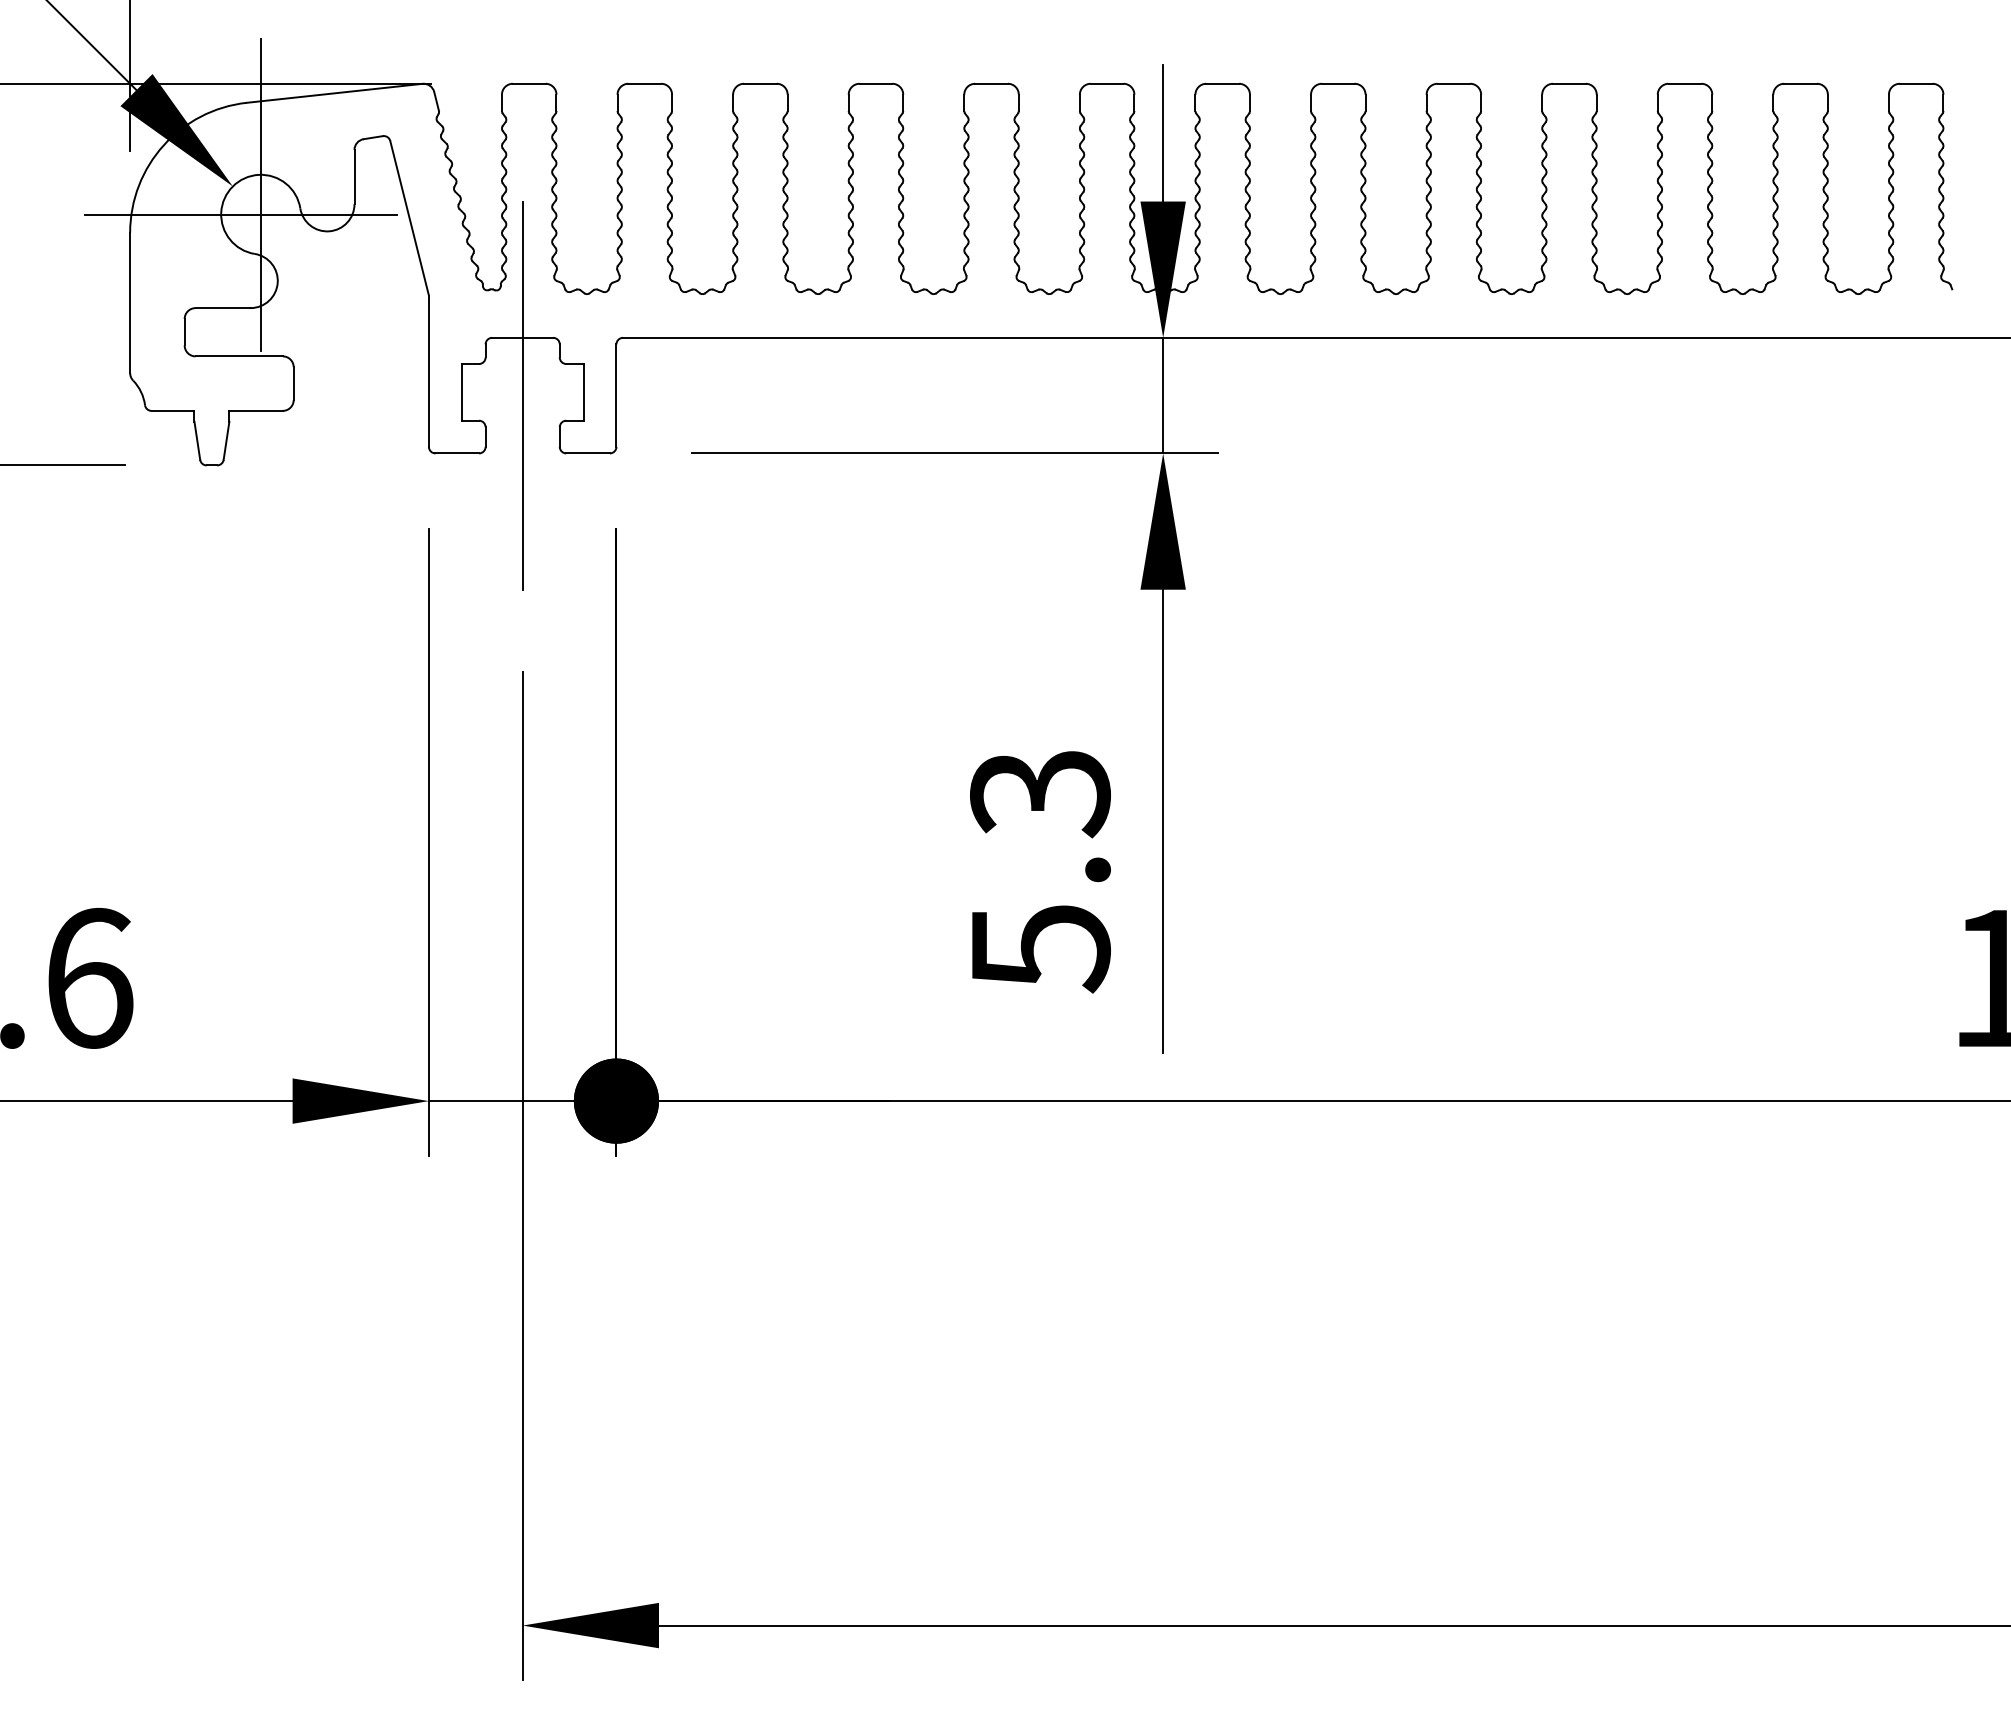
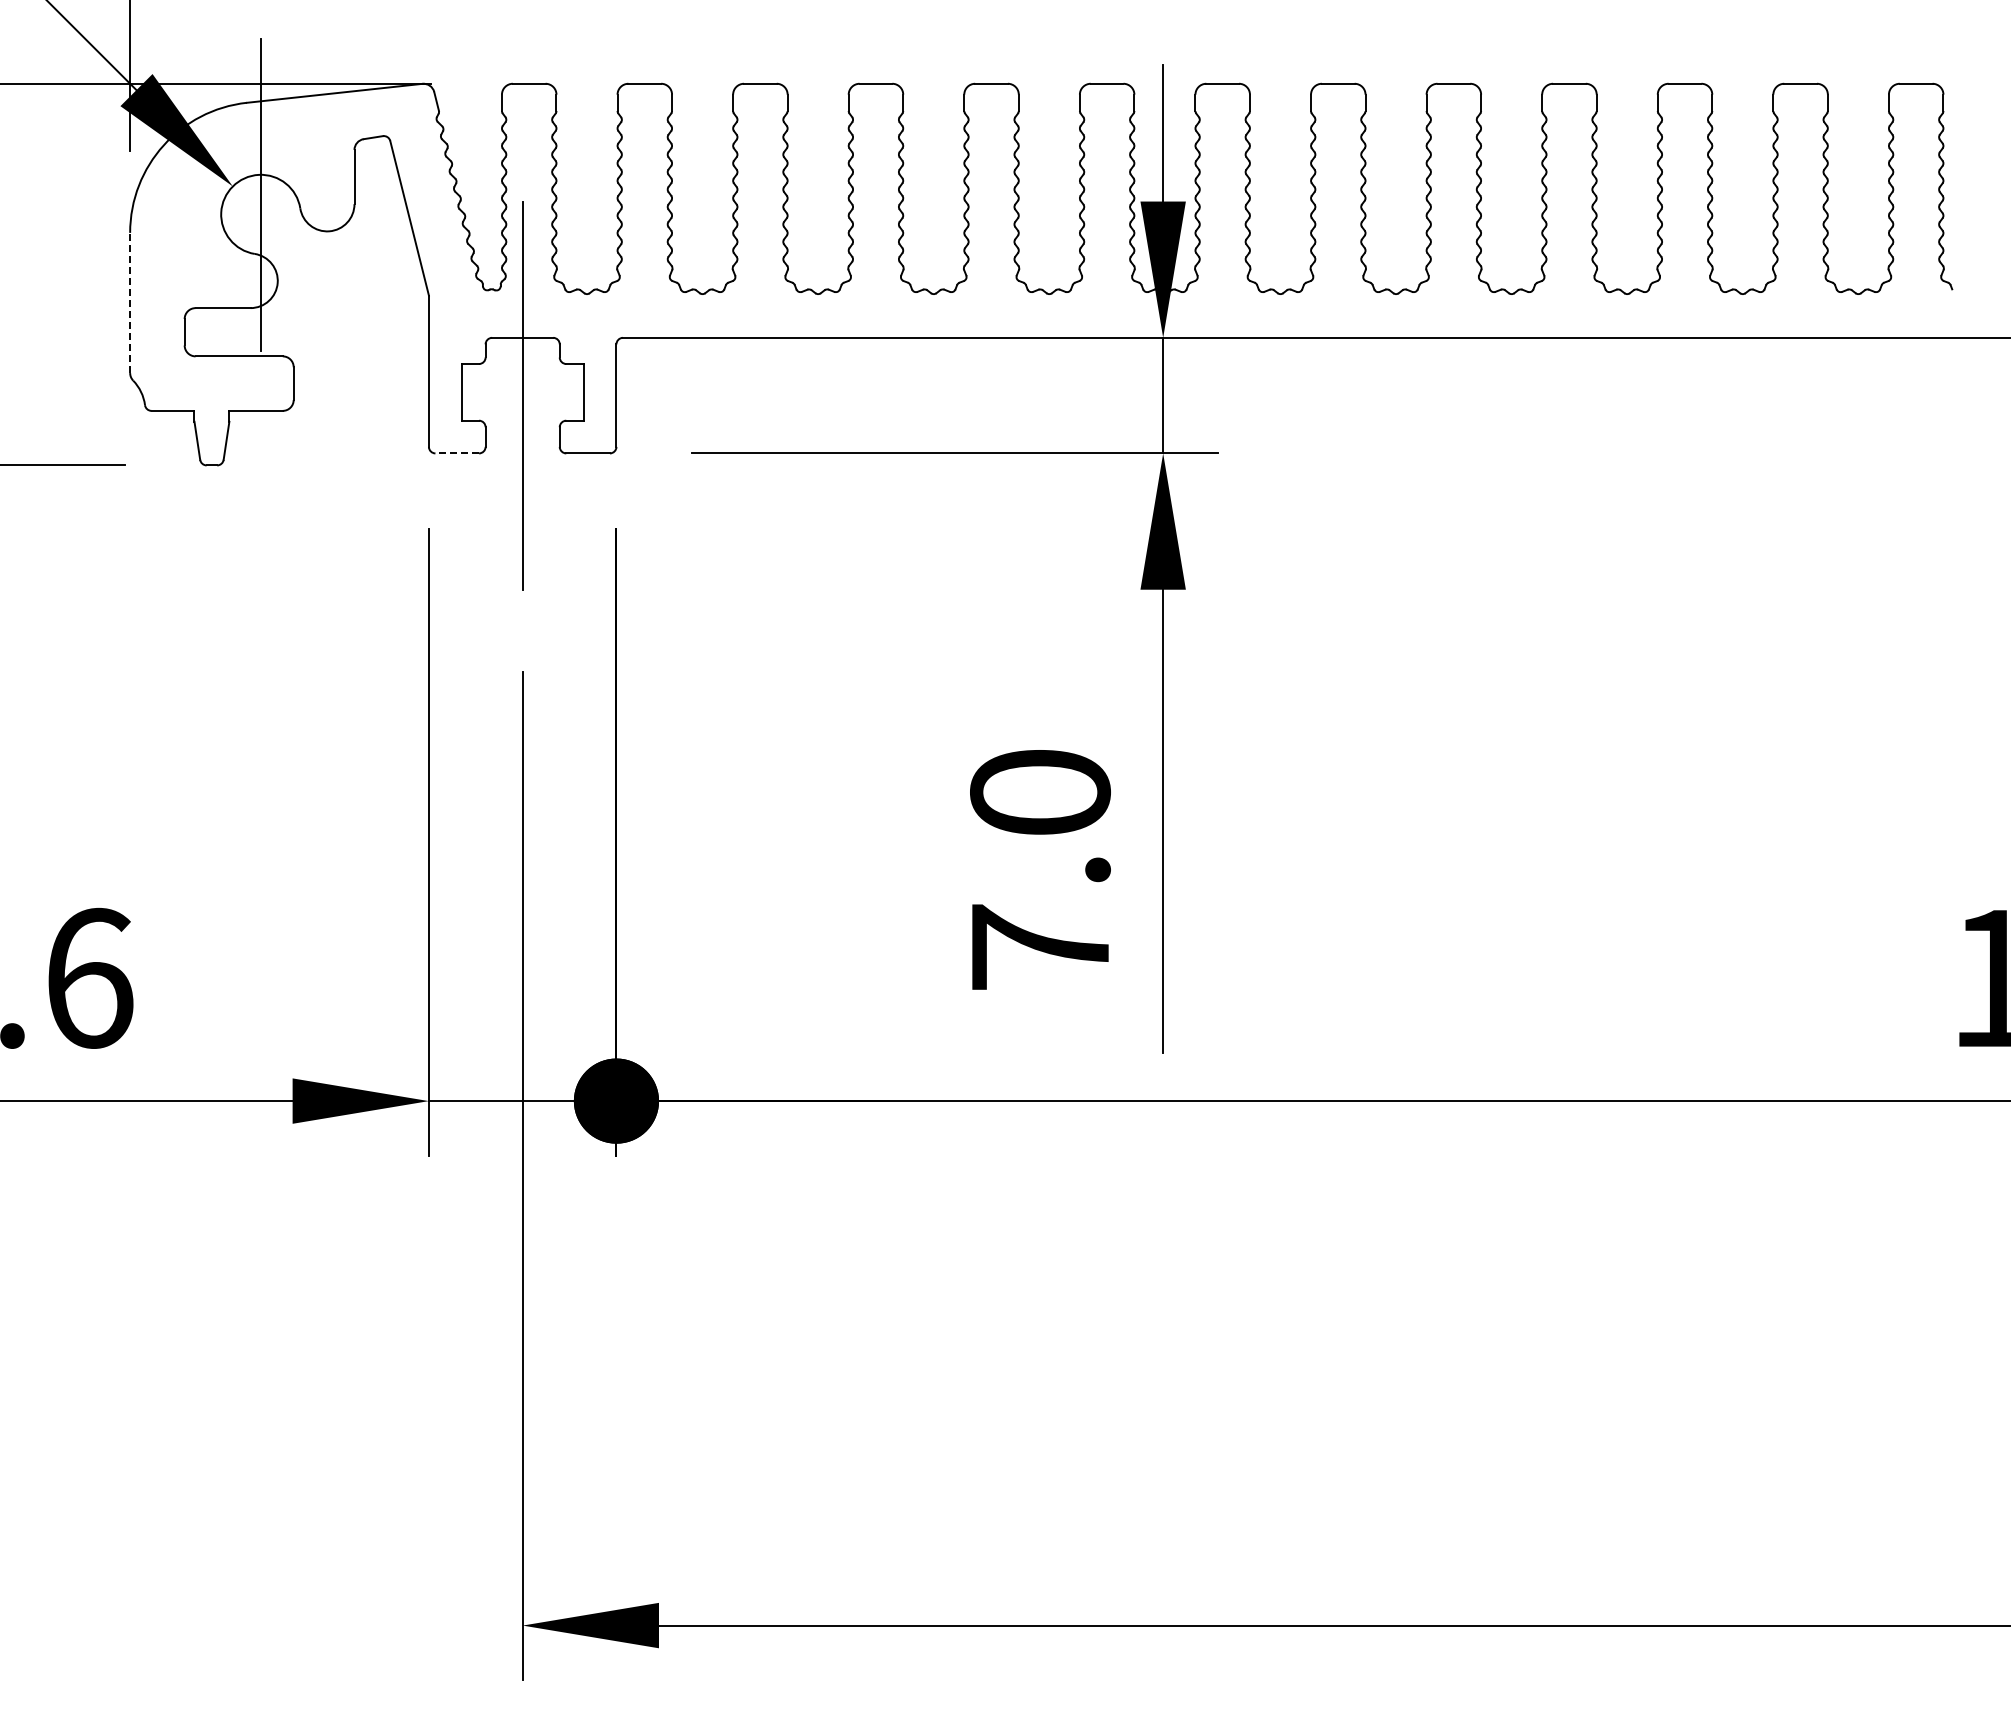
line: present -> none (240, 214)
line: solid -> dashed (130, 302)
line: solid -> dashed (457, 453)
text: 5.3 -> 7.0 (1040, 871)
